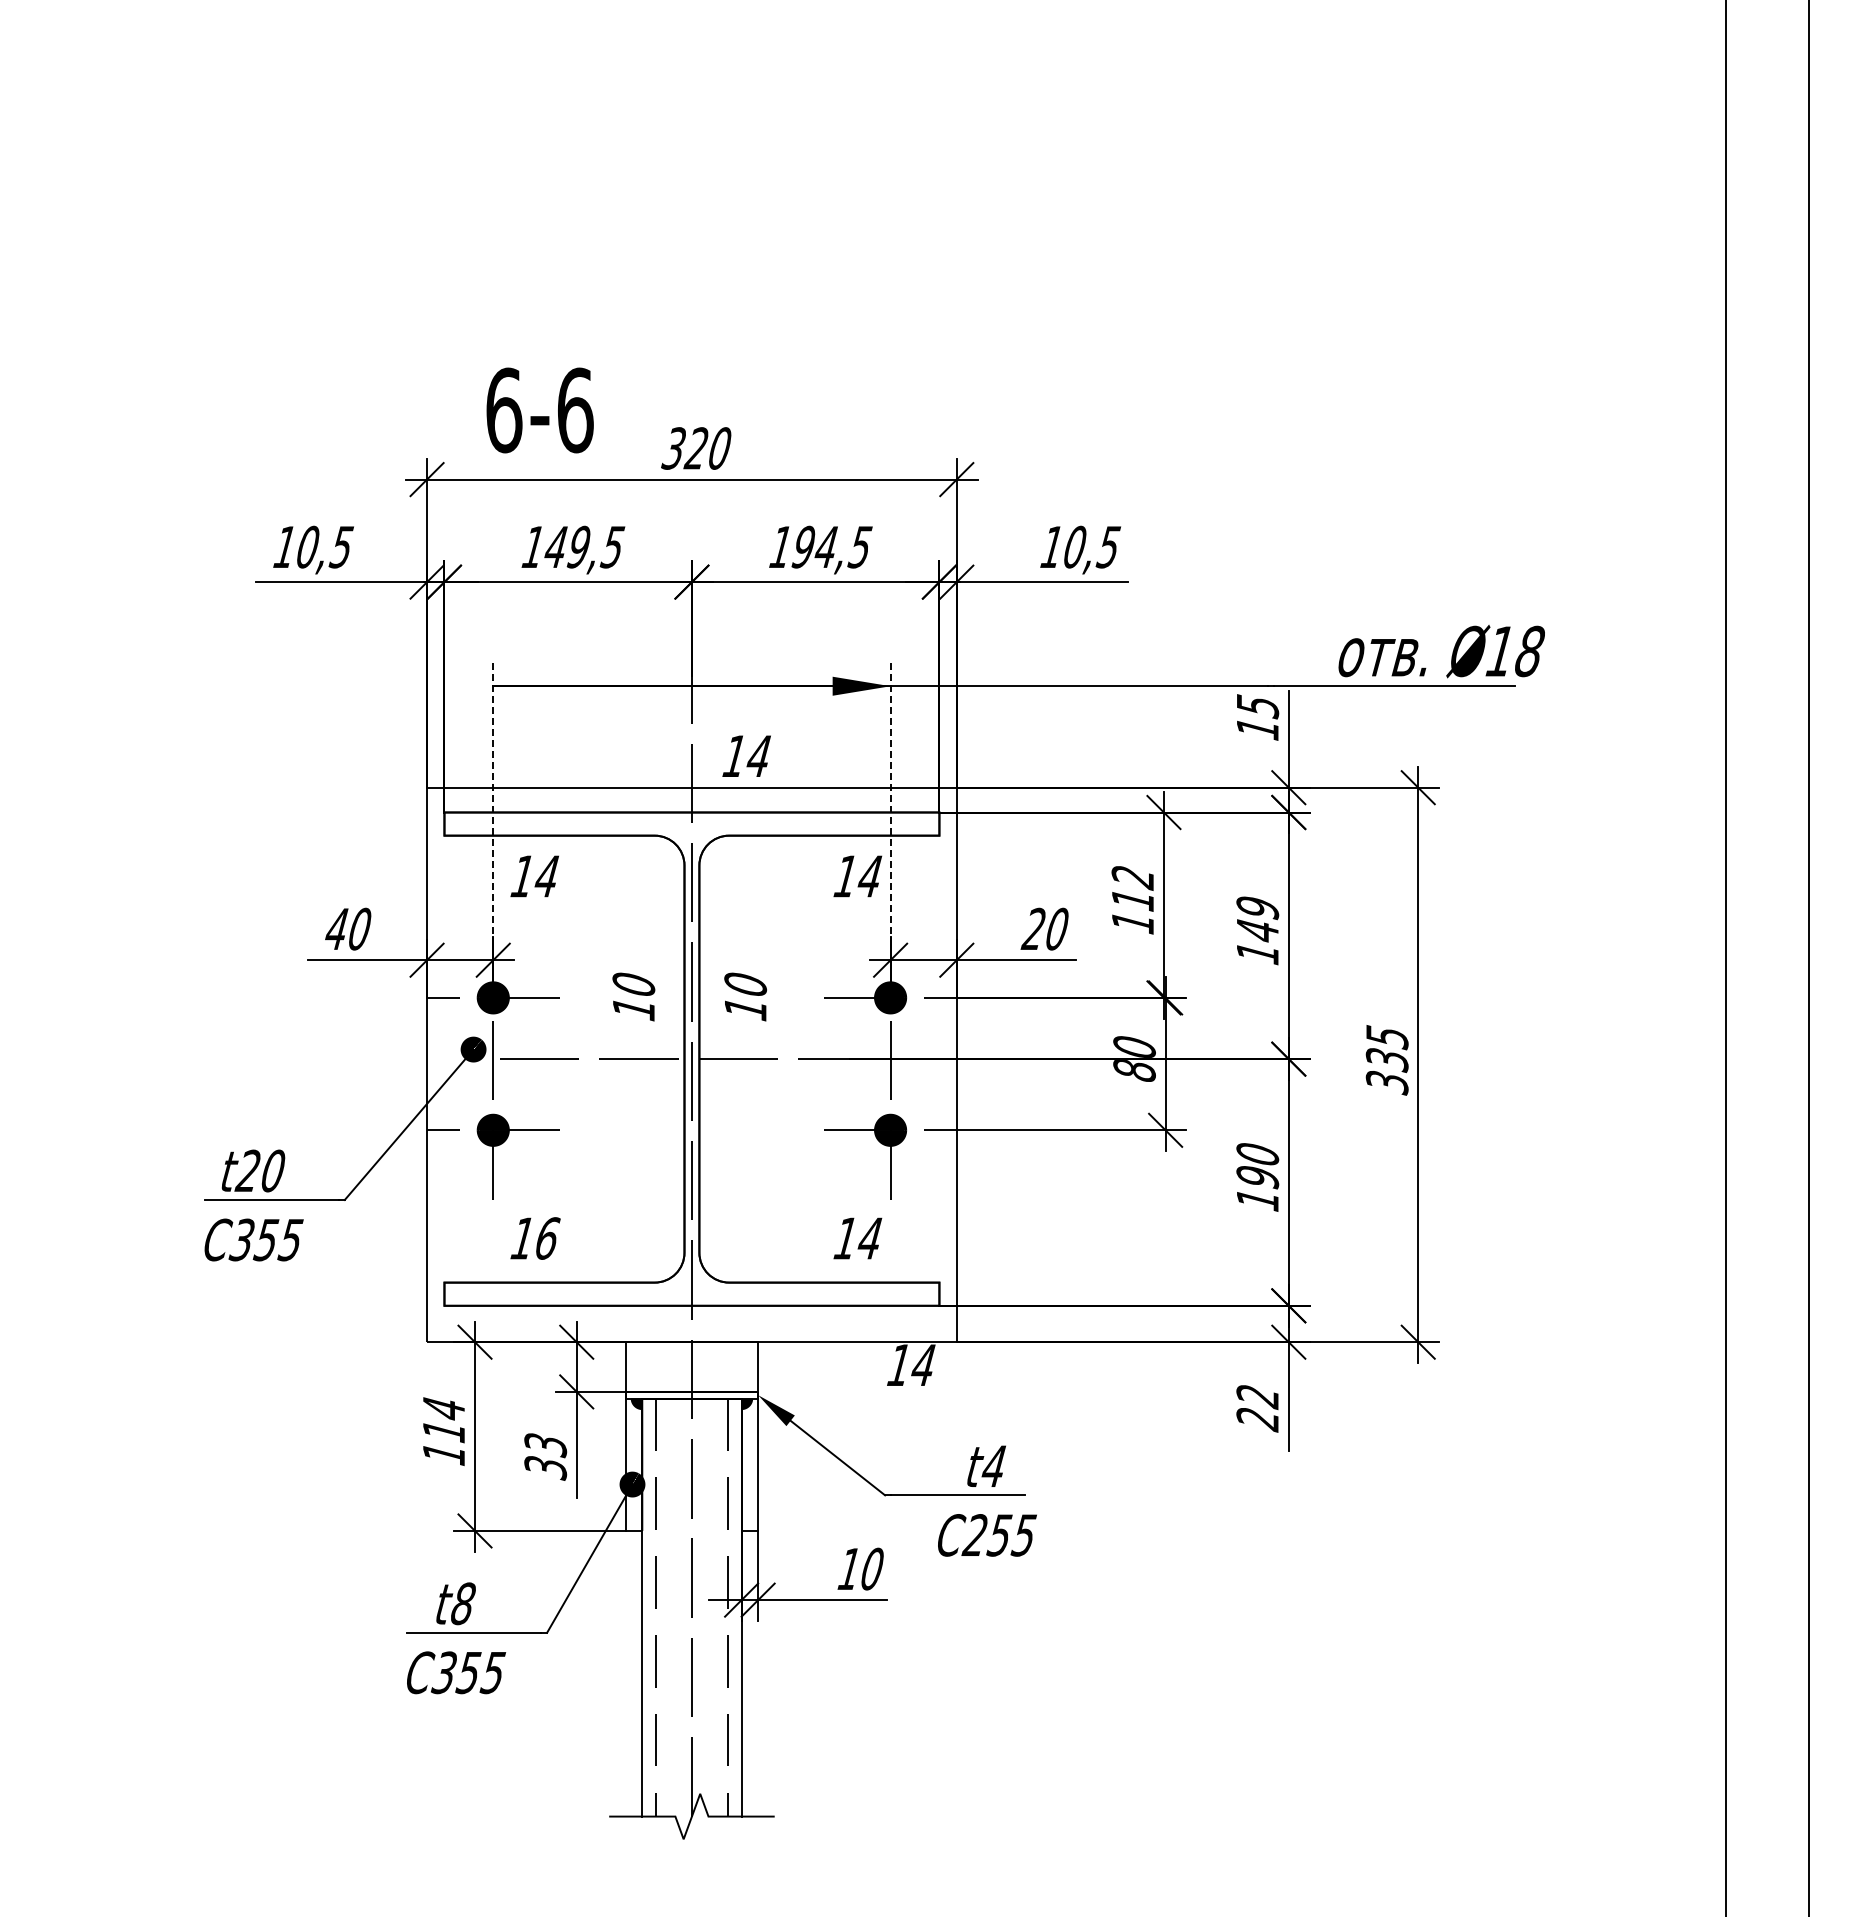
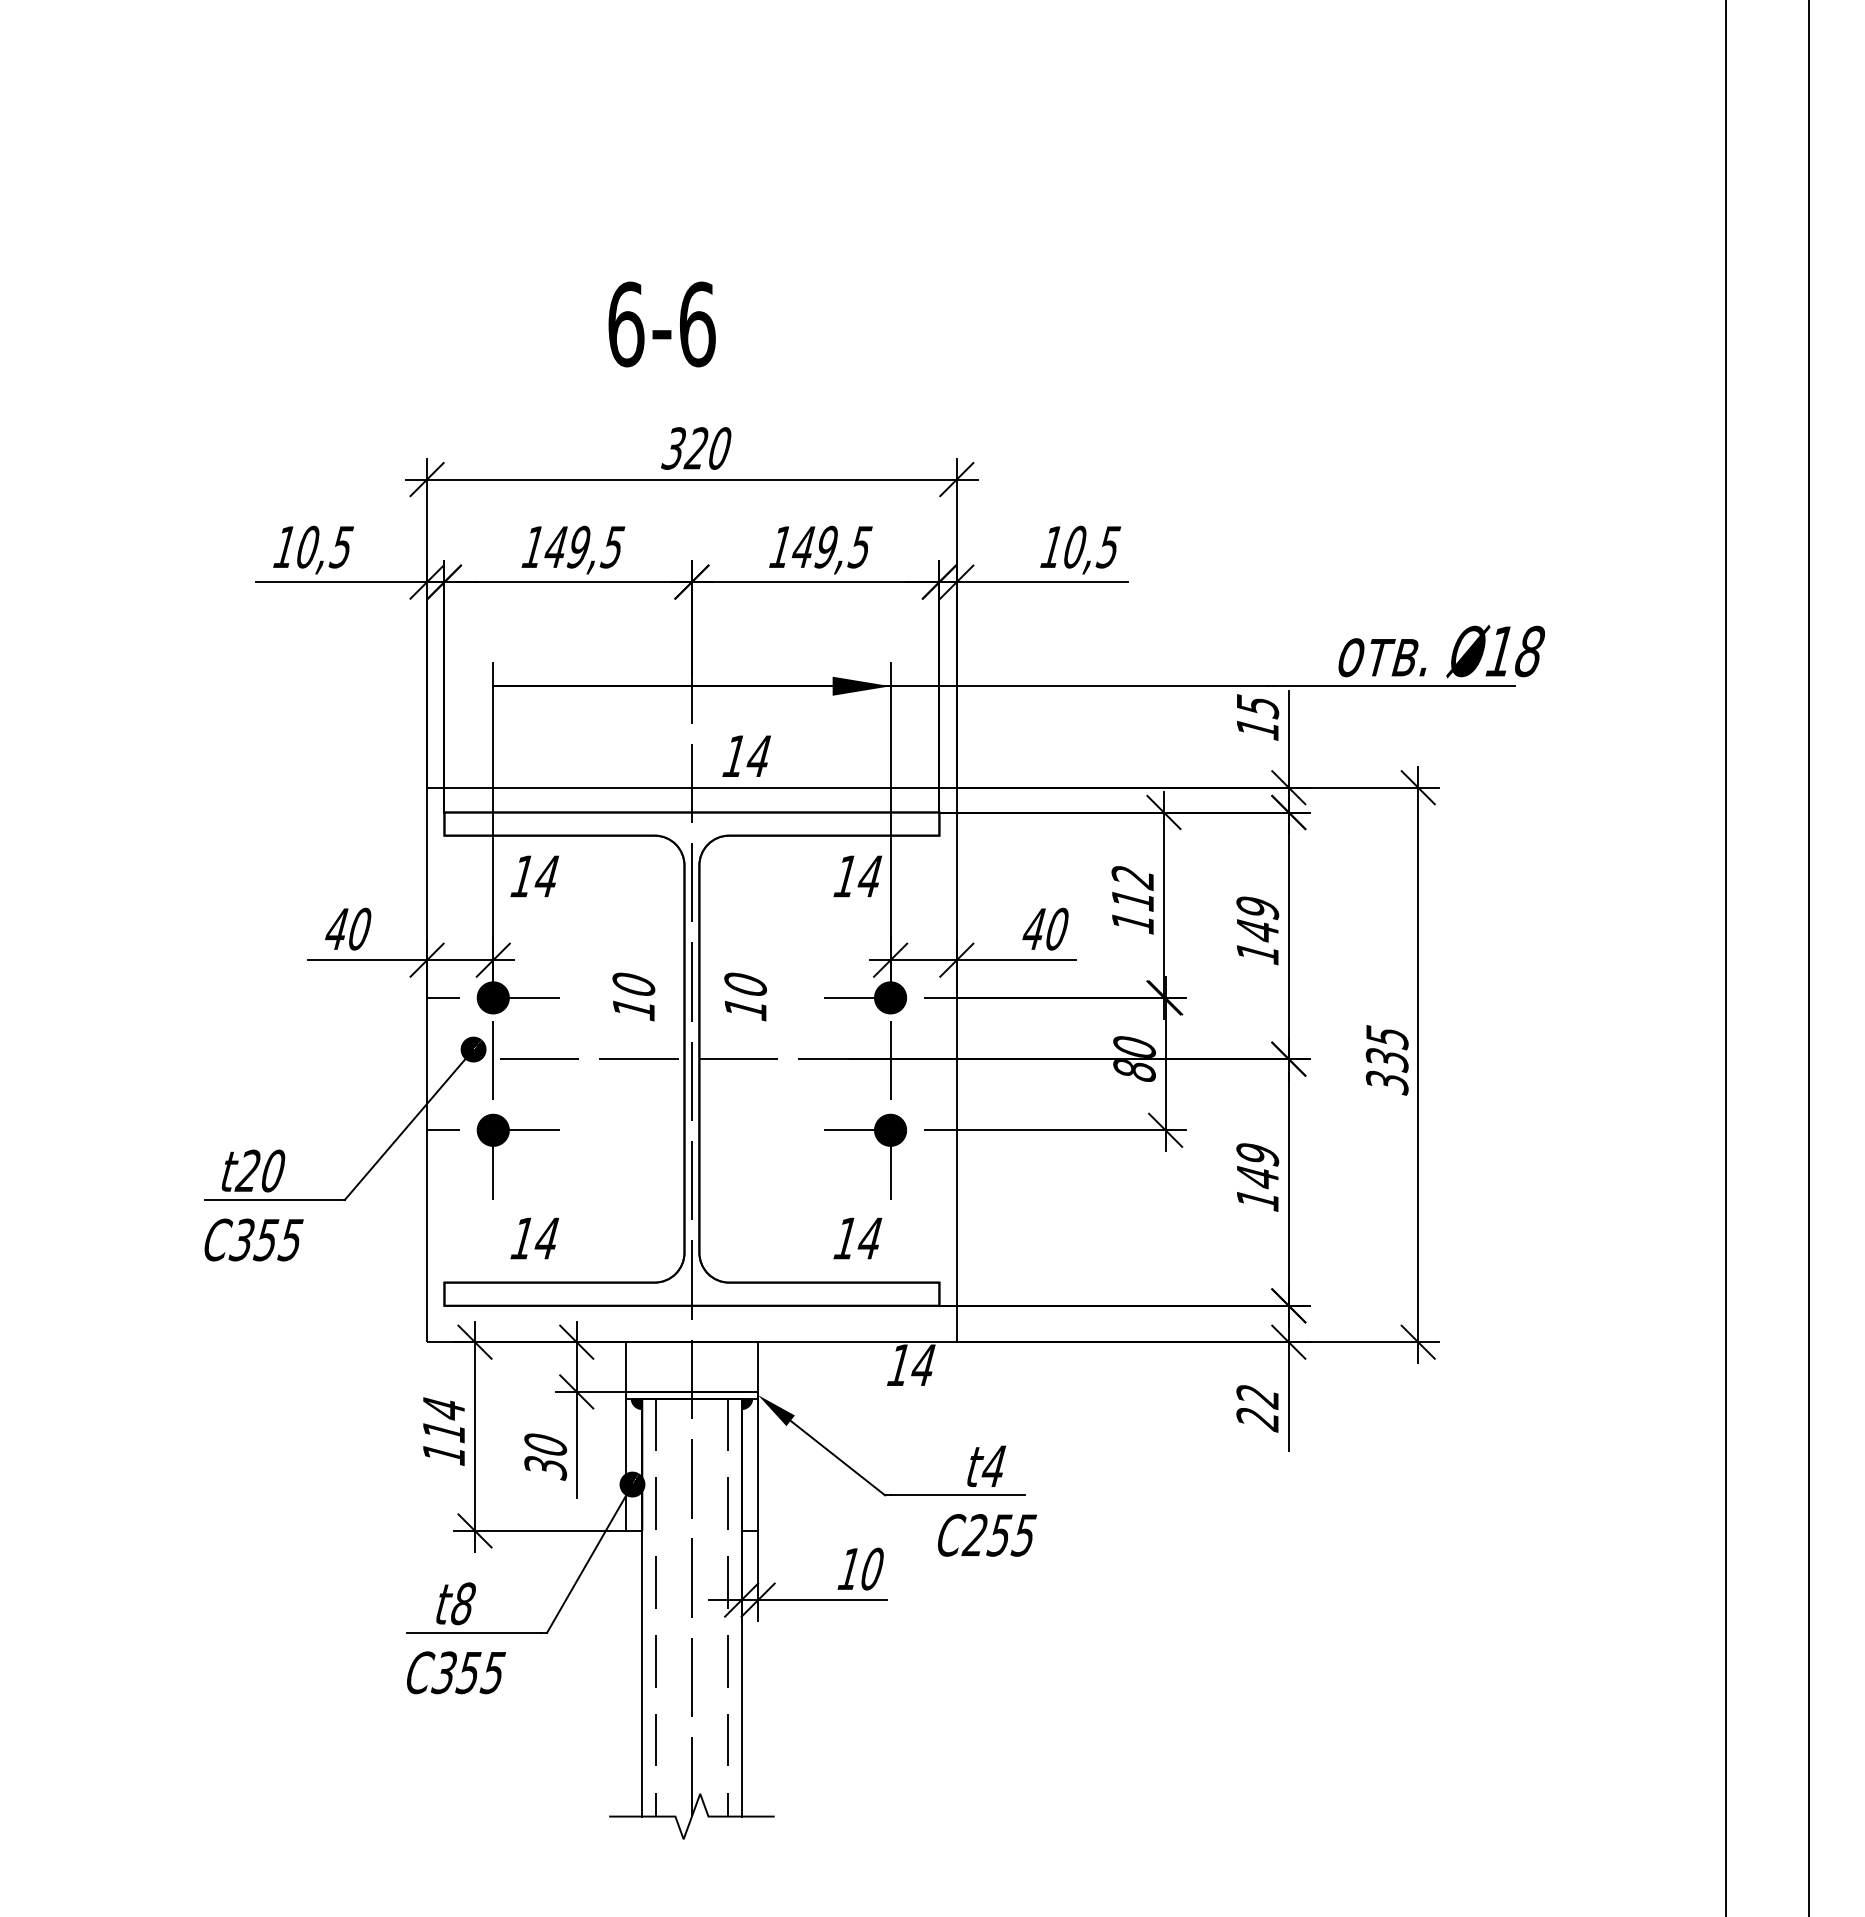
text position: (539, 410) -> (661, 324) (661, 324)
text: 194,5 -> 149,5 (814, 546)
line: dashed -> solid (493, 803)
line: dashed -> solid (890, 803)
text: 20 -> 40 (1032, 928)
text: 190 -> 149 (1257, 1166)
text: 16 -> 14 (547, 1238)
text: 33 -> 30 (545, 1445)
